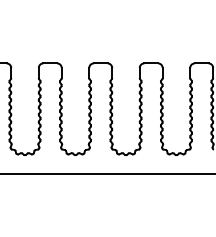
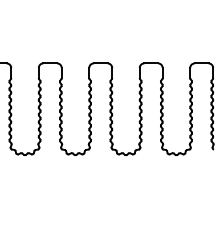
line: present -> none (107, 173)
